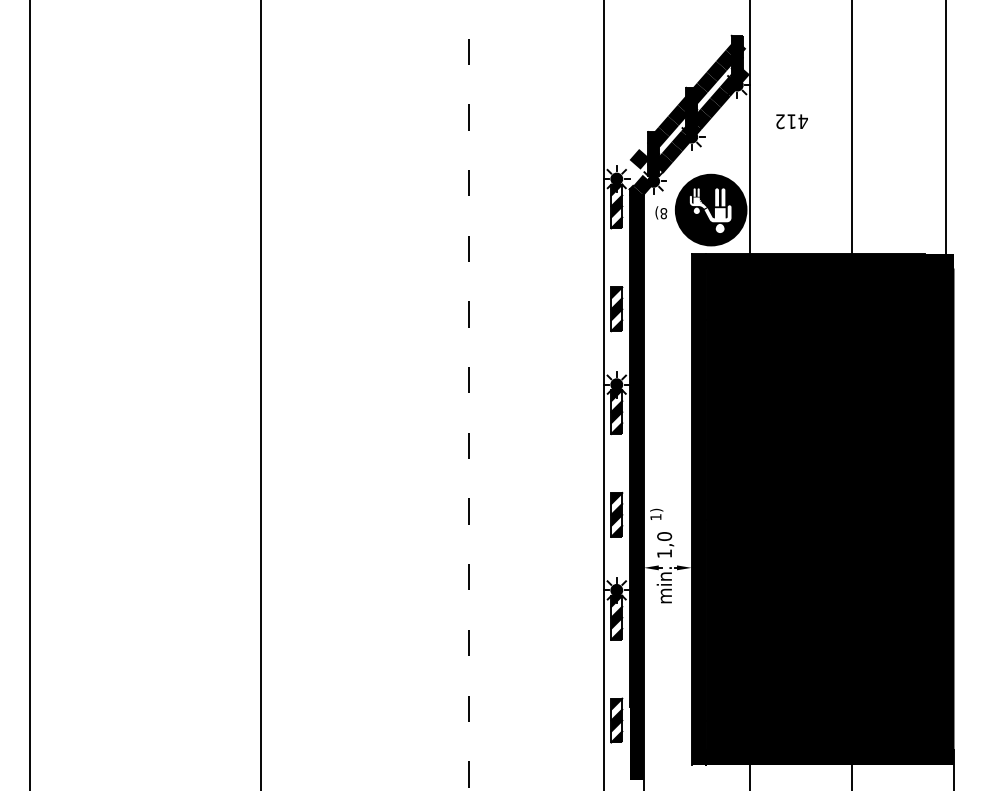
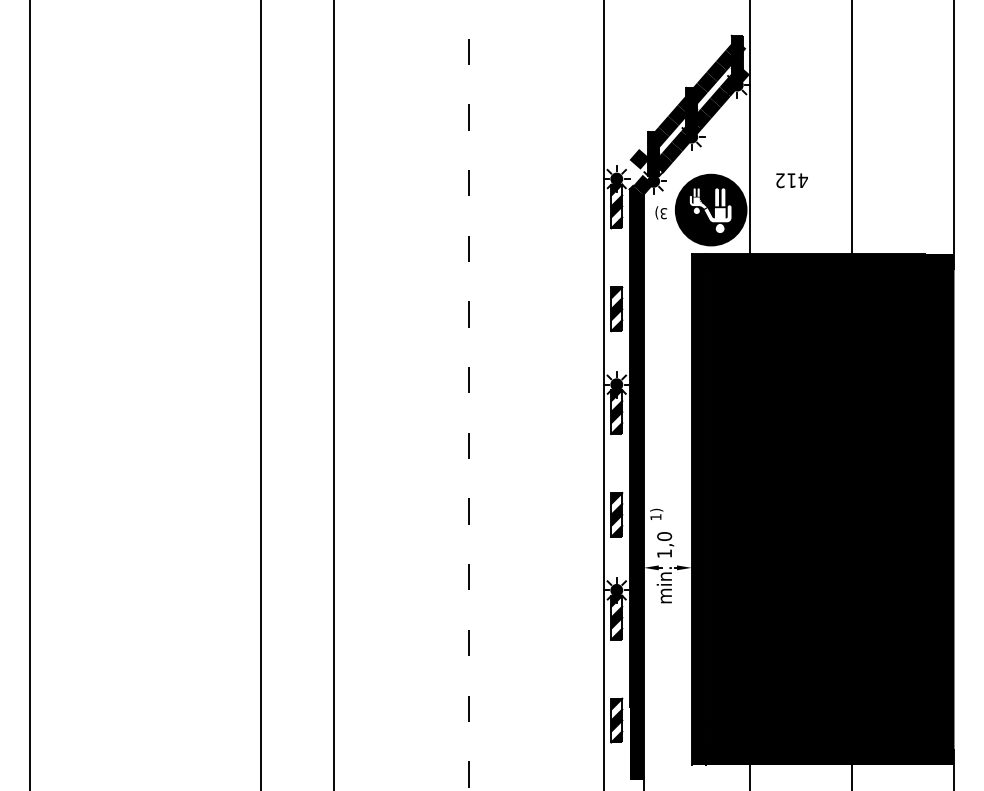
text position: (791, 121) -> (791, 180) (791, 180)
line position: (946, 135) -> (954, 135) (954, 135)
text: 8) -> 3) (663, 213)
line: none -> present (333, 394)
